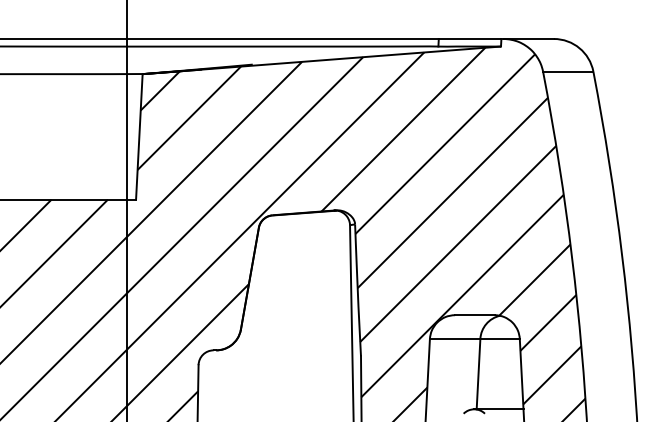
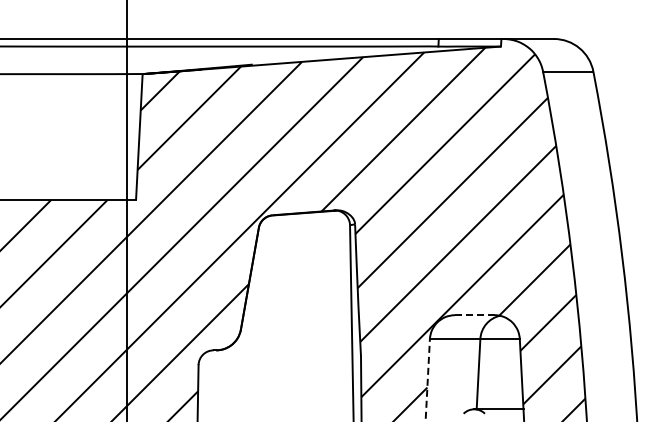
line: solid -> dashed (474, 315)
line: solid -> dashed (427, 379)
